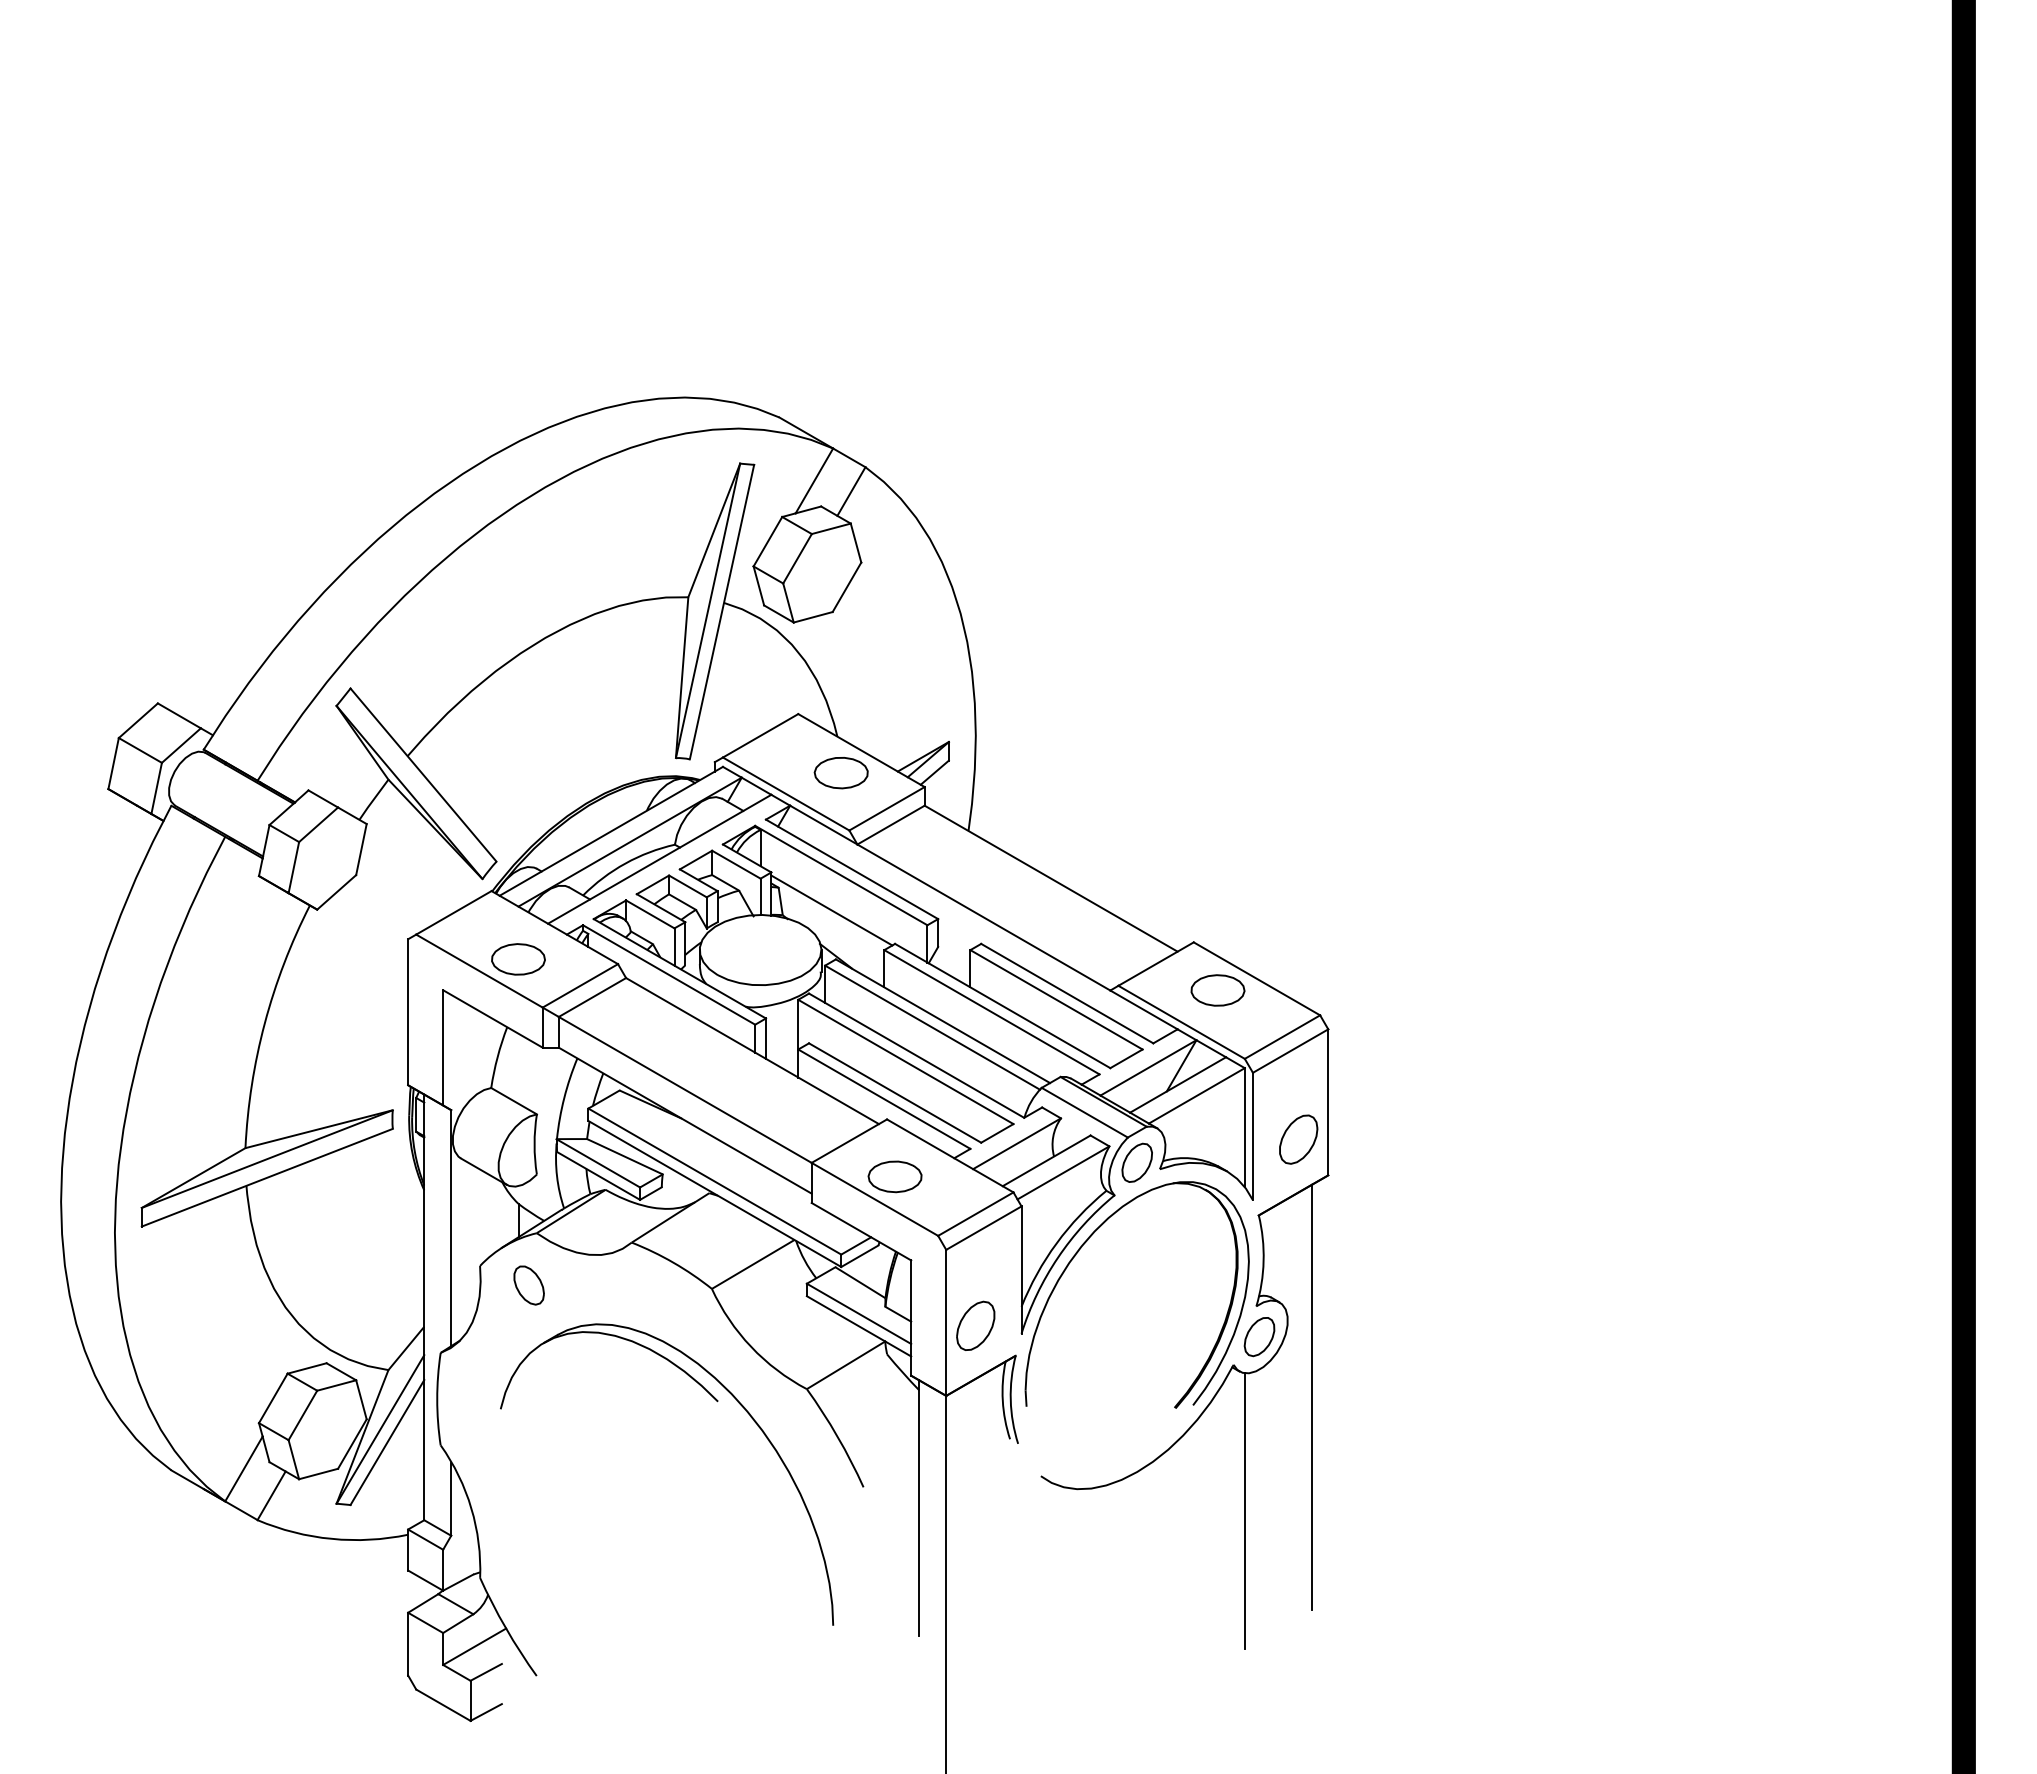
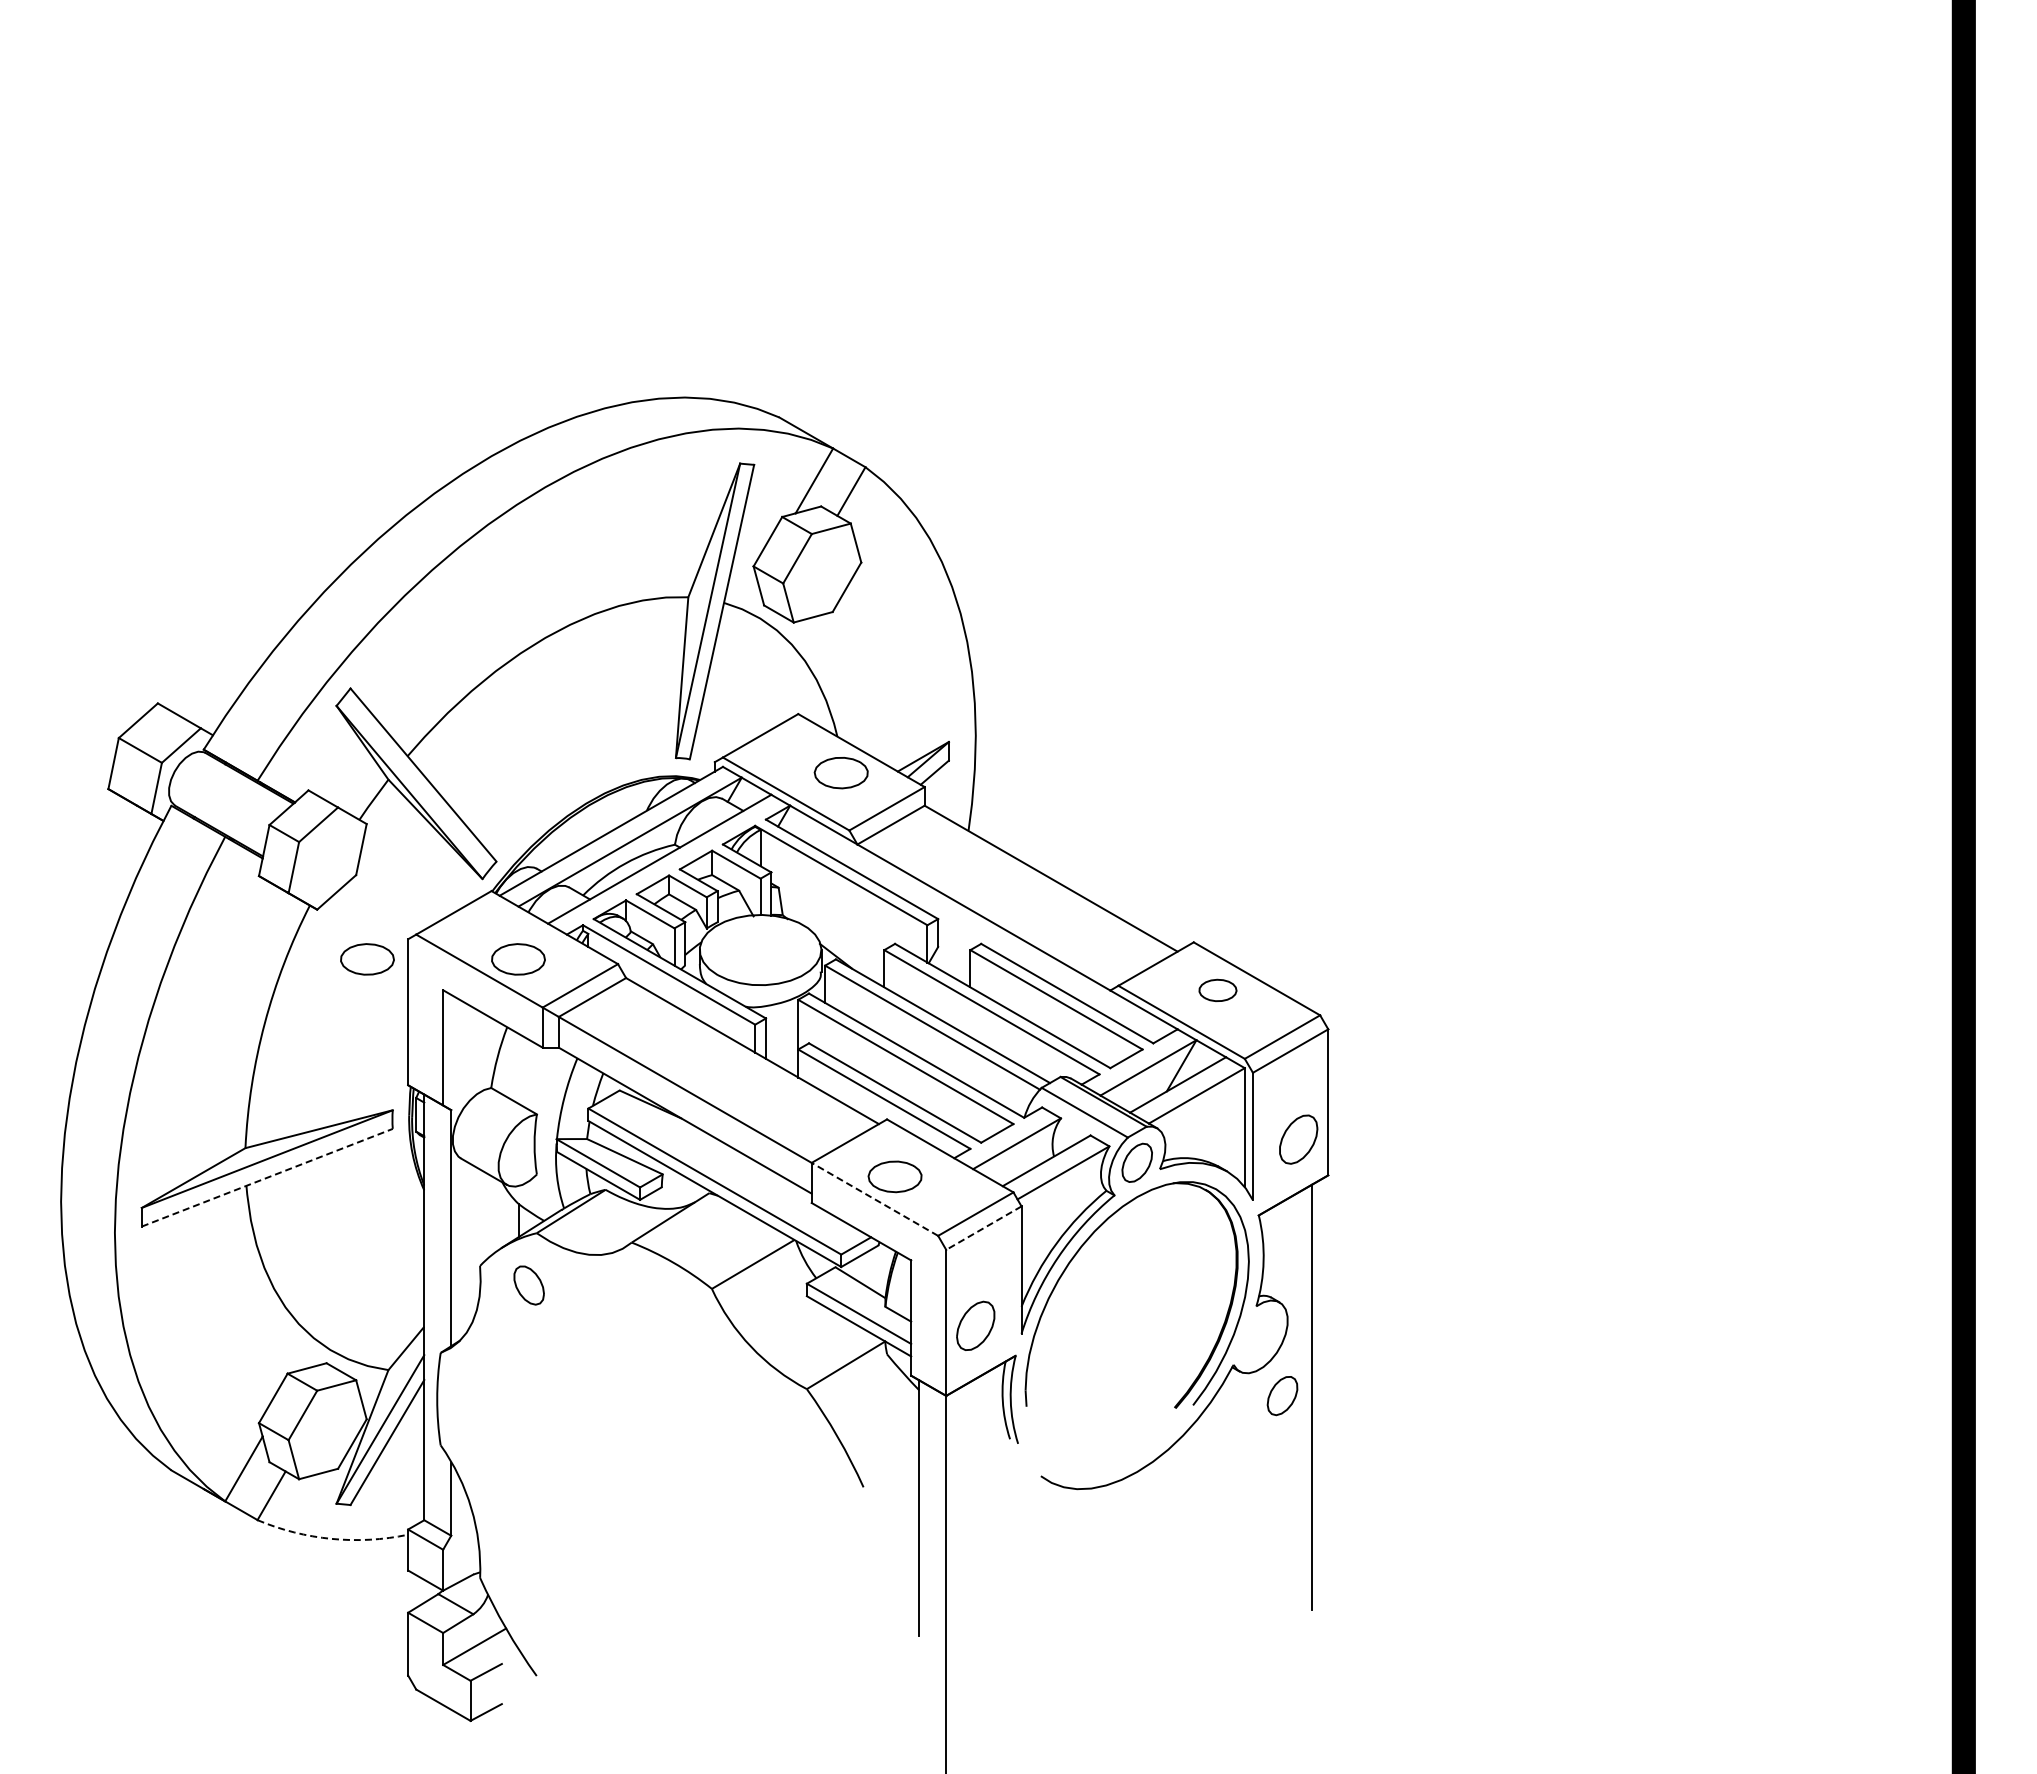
line: present -> none (831, 910)
part: none -> present (367, 959)
part size: 56x33 px -> 40x24 px (1217, 989)
line: solid -> dashed (267, 1177)
line: solid -> dashed (874, 1199)
line: solid -> dashed (983, 1228)
part position: (1259, 1337) -> (1282, 1396) (1282, 1396)
part: present -> none (717, 1402)
line: present -> none (1244, 1511)
arc: solid -> dashed (331, 1538)
